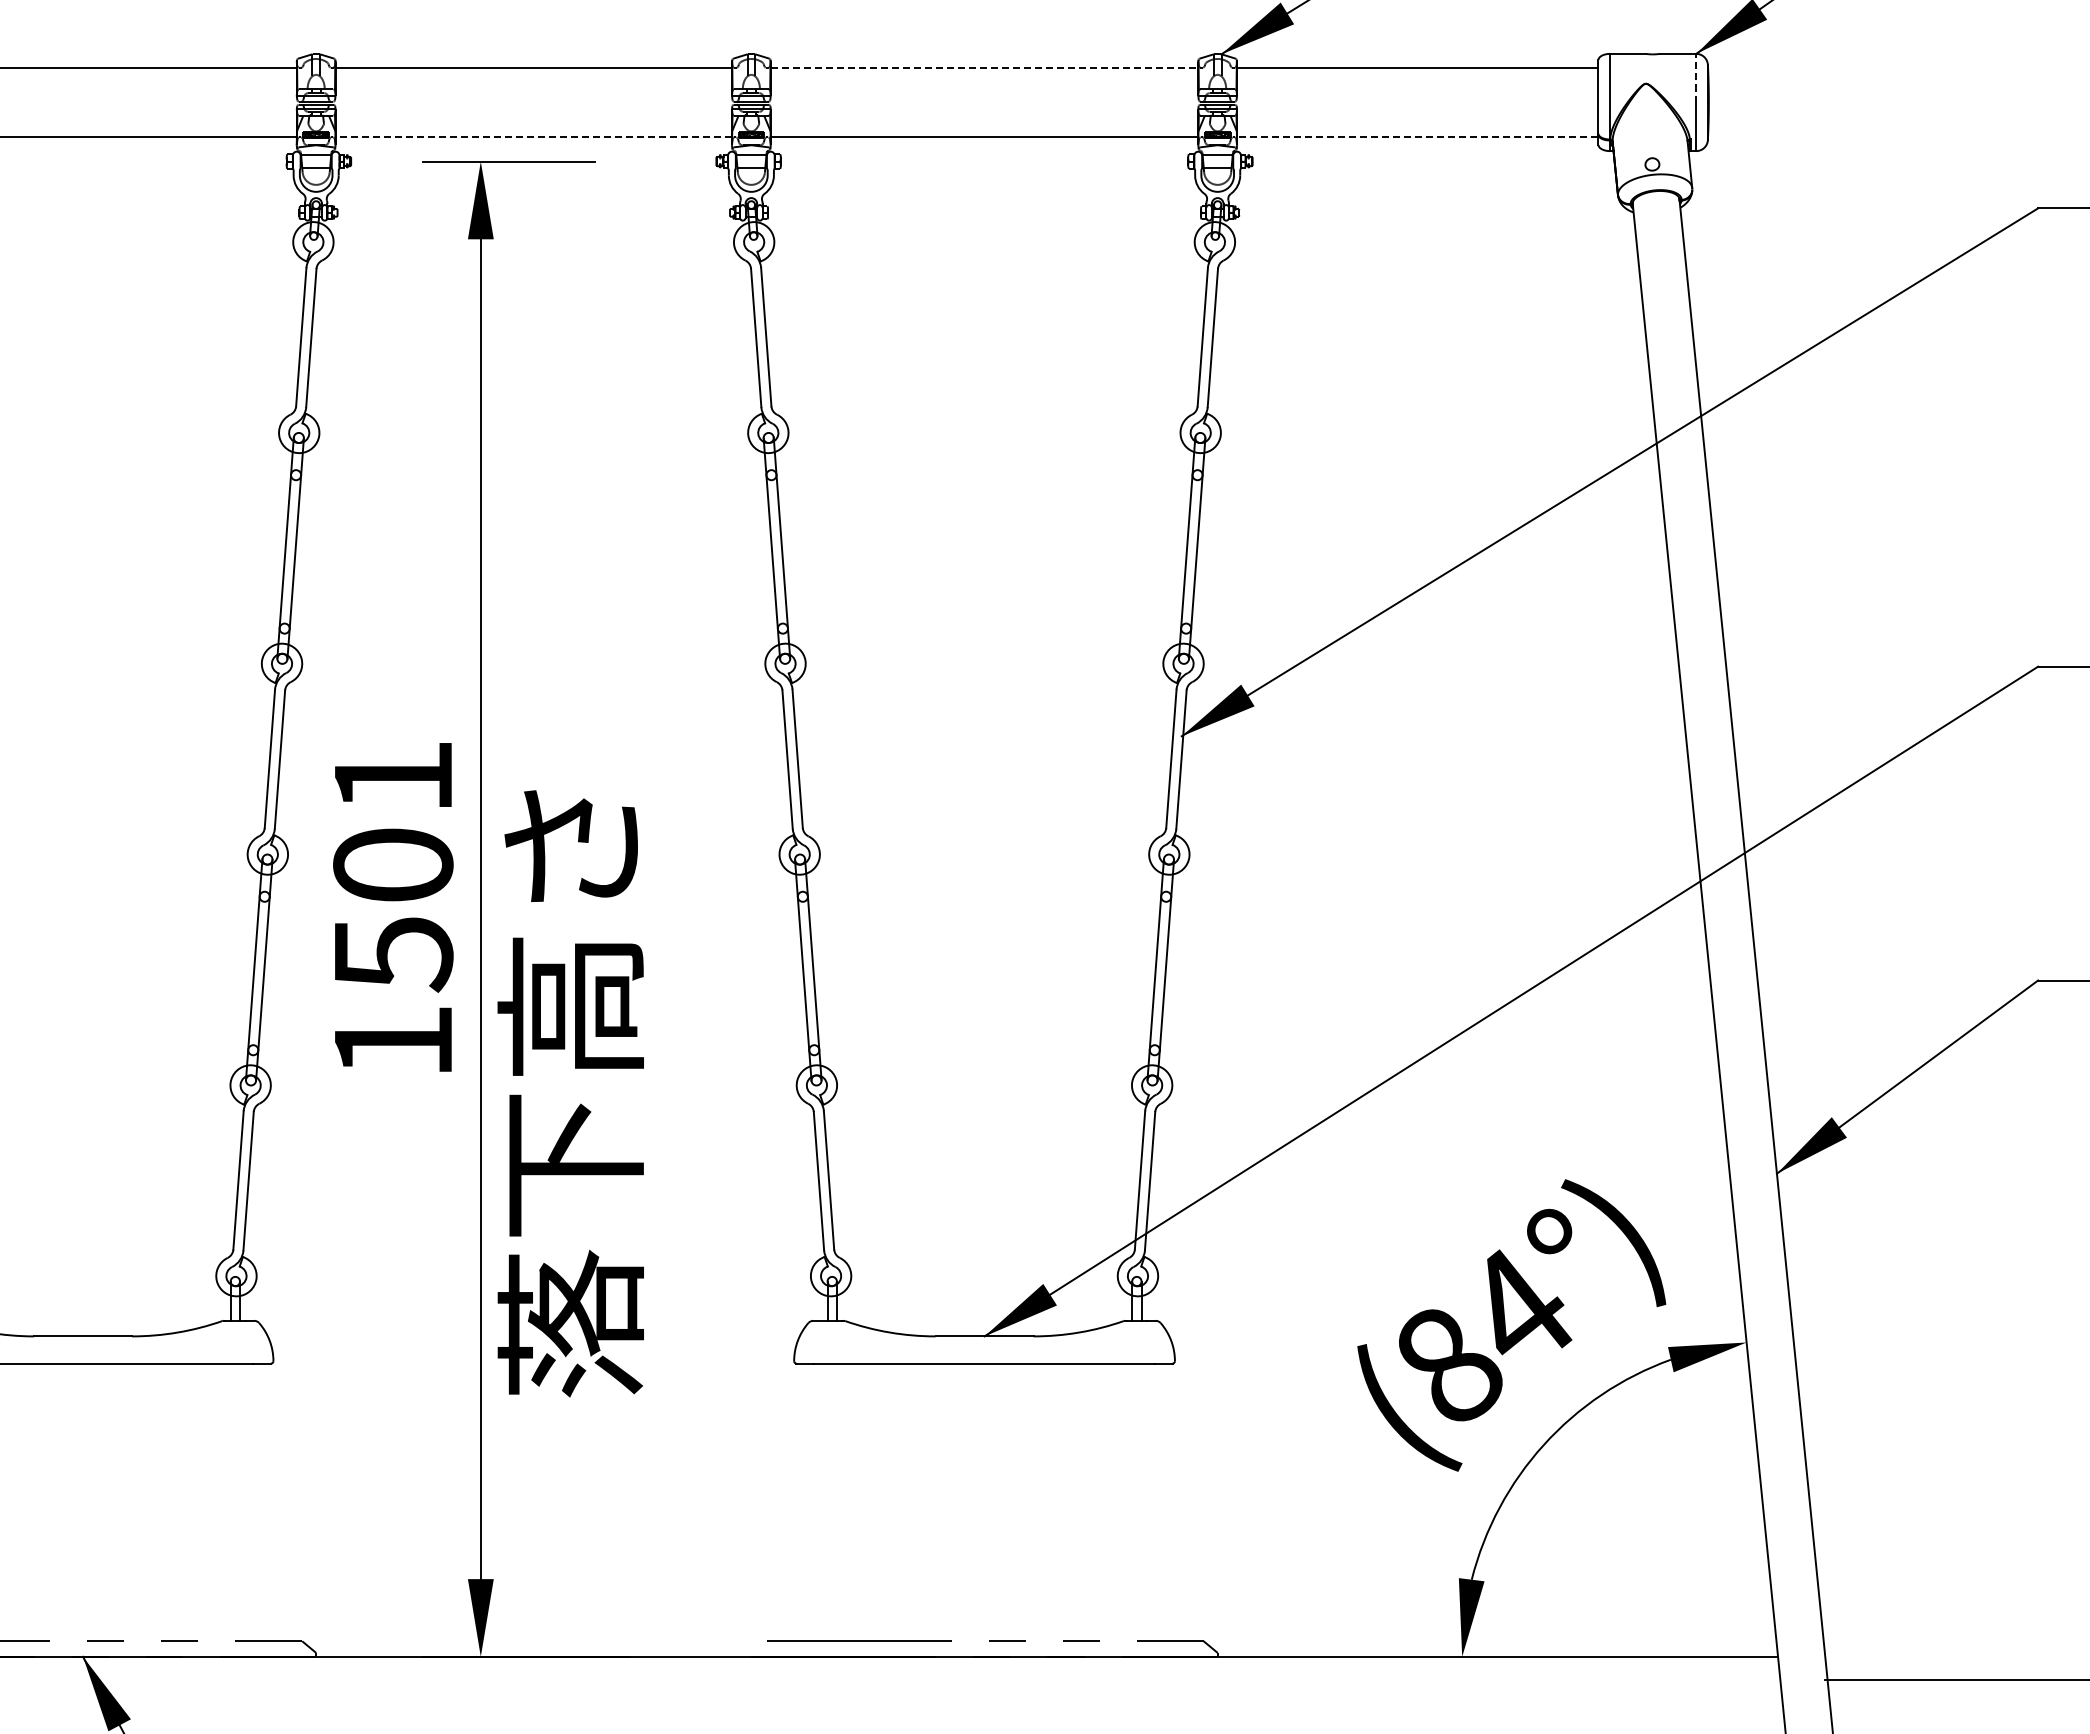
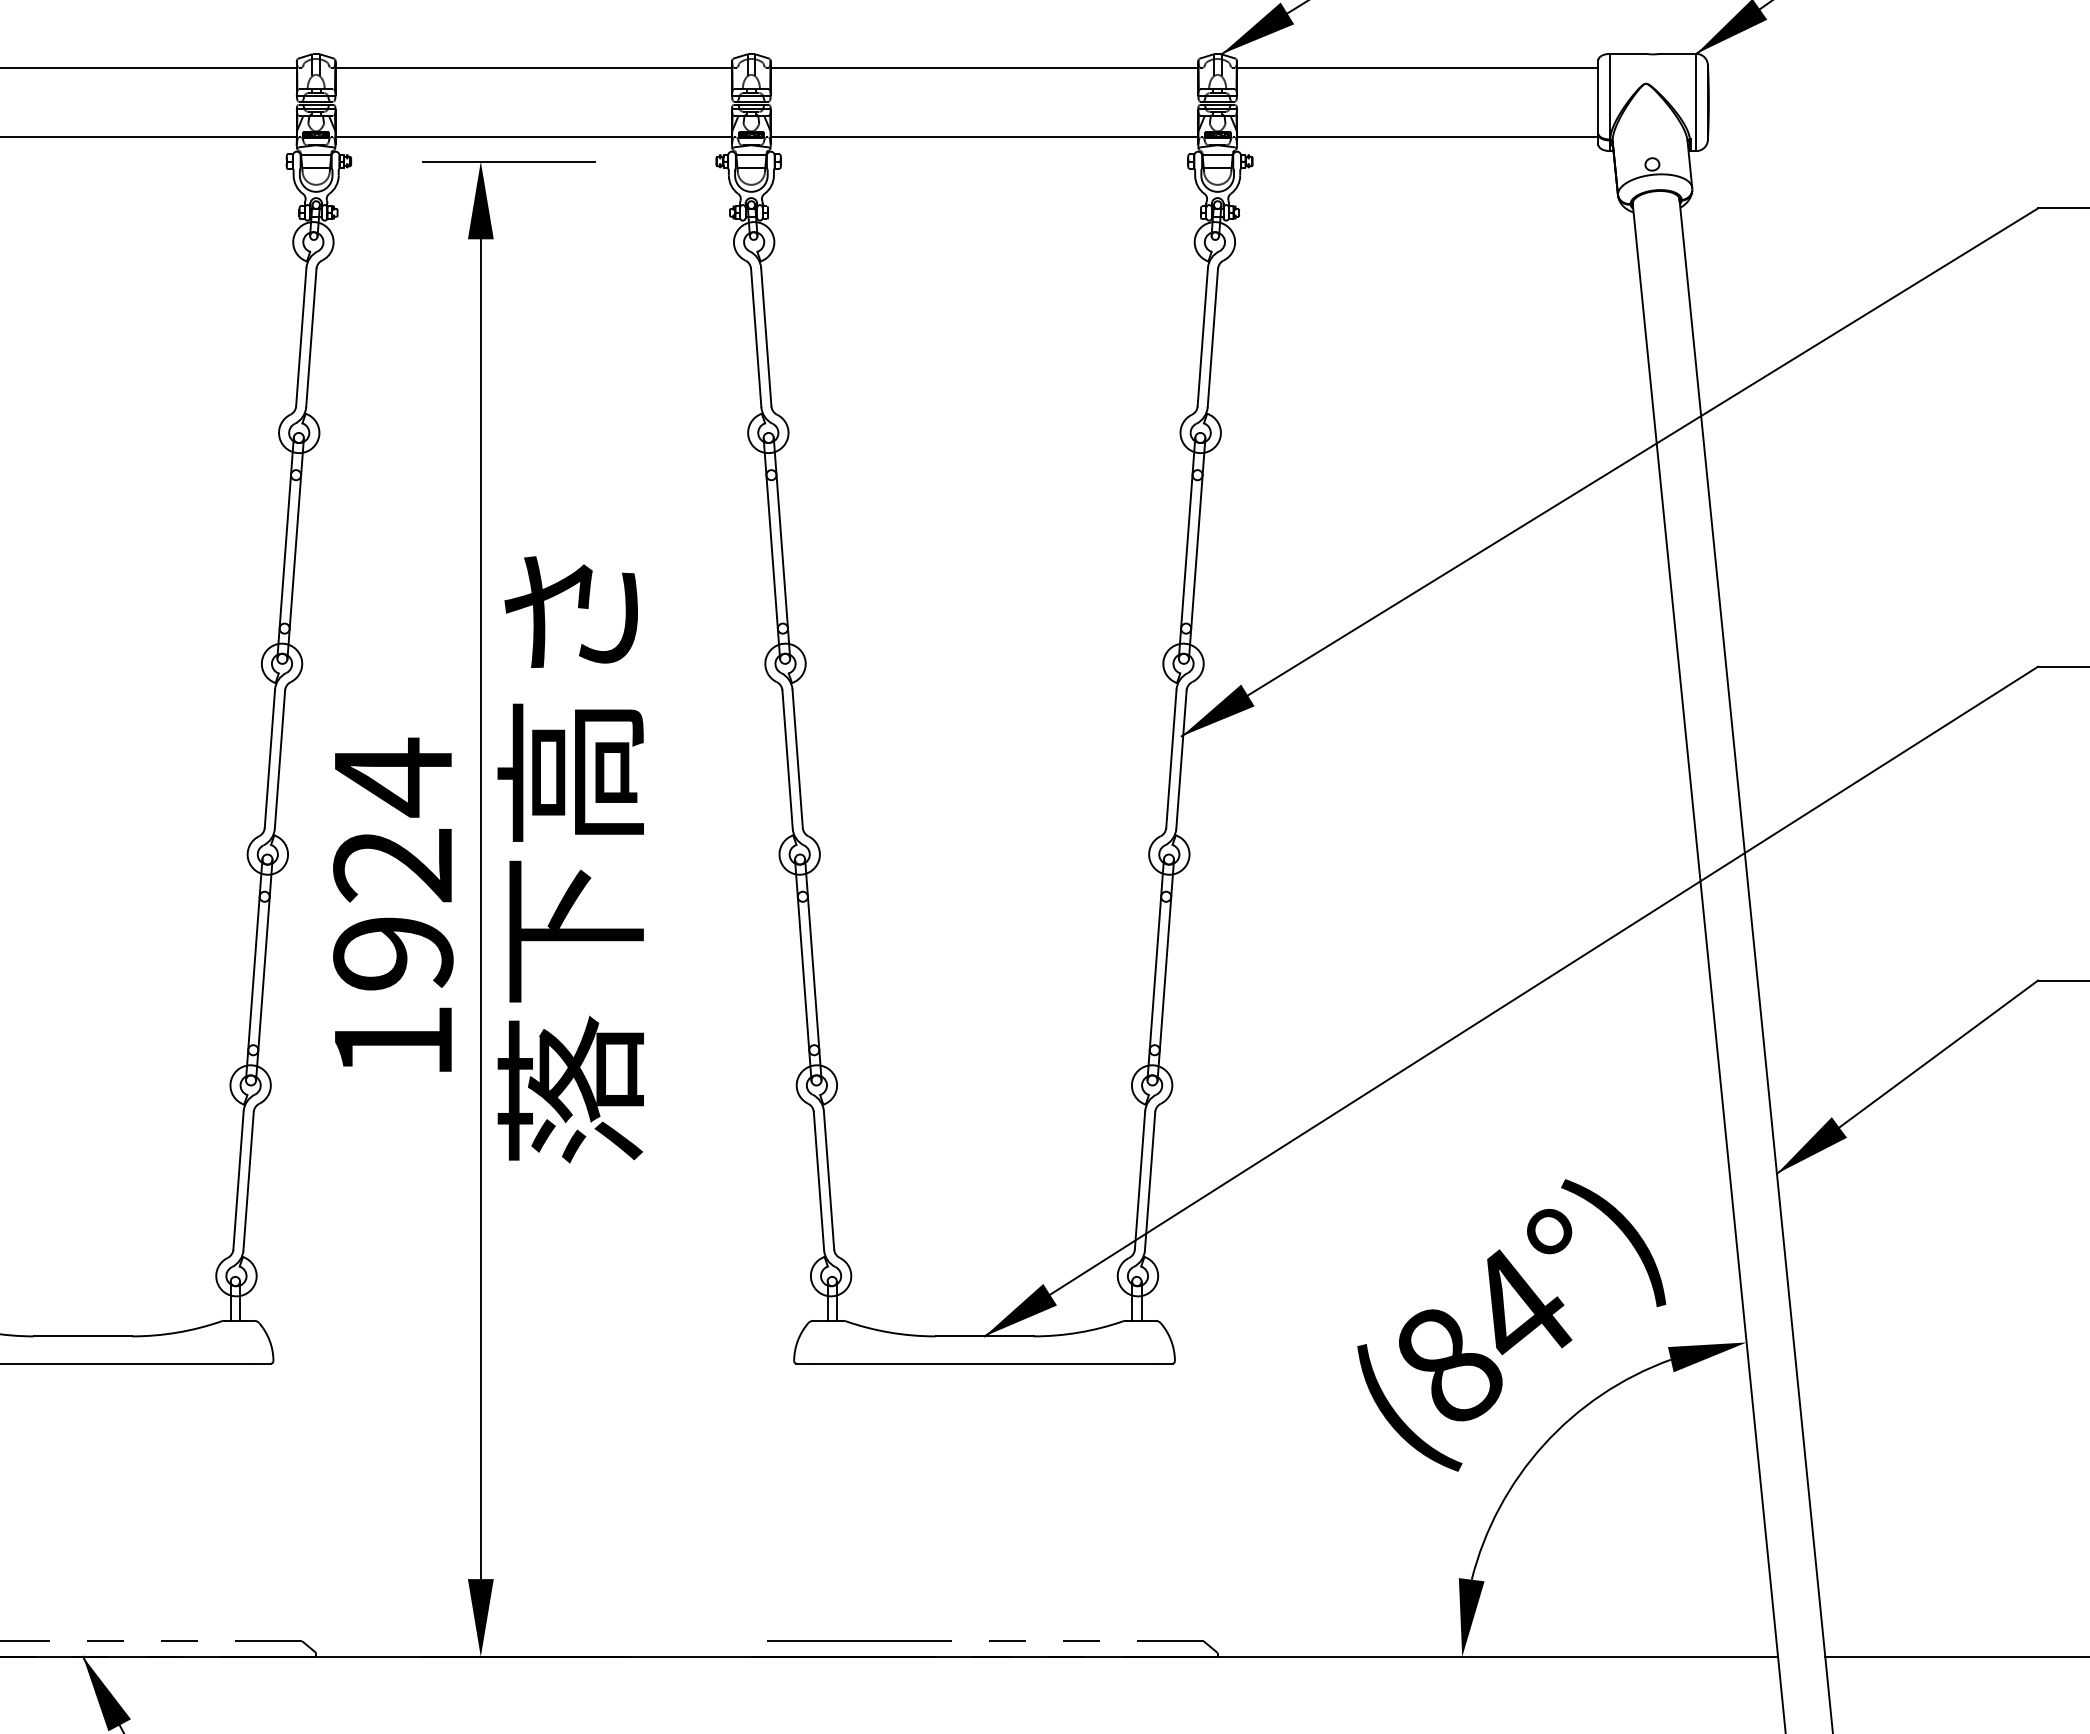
line: dashed -> solid (984, 67)
line: dashed -> solid (1696, 77)
line: dashed -> solid (533, 137)
line: dashed -> solid (1417, 137)
text: 1501 -> 1924 (393, 864)
text position: (570, 1093) -> (570, 859) (570, 859)
line position: (1955, 1679) -> (1955, 1656) (1955, 1656)
